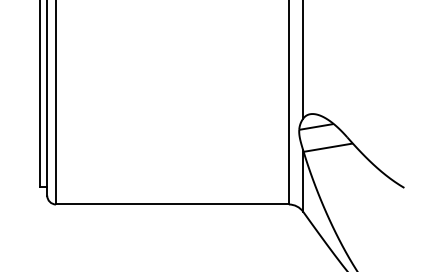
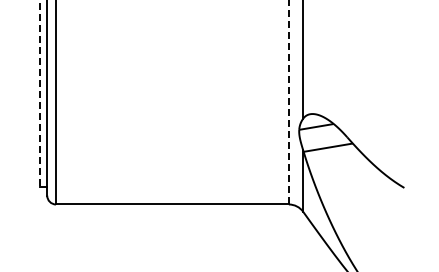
line: solid -> dashed (40, 93)
line: solid -> dashed (288, 102)
